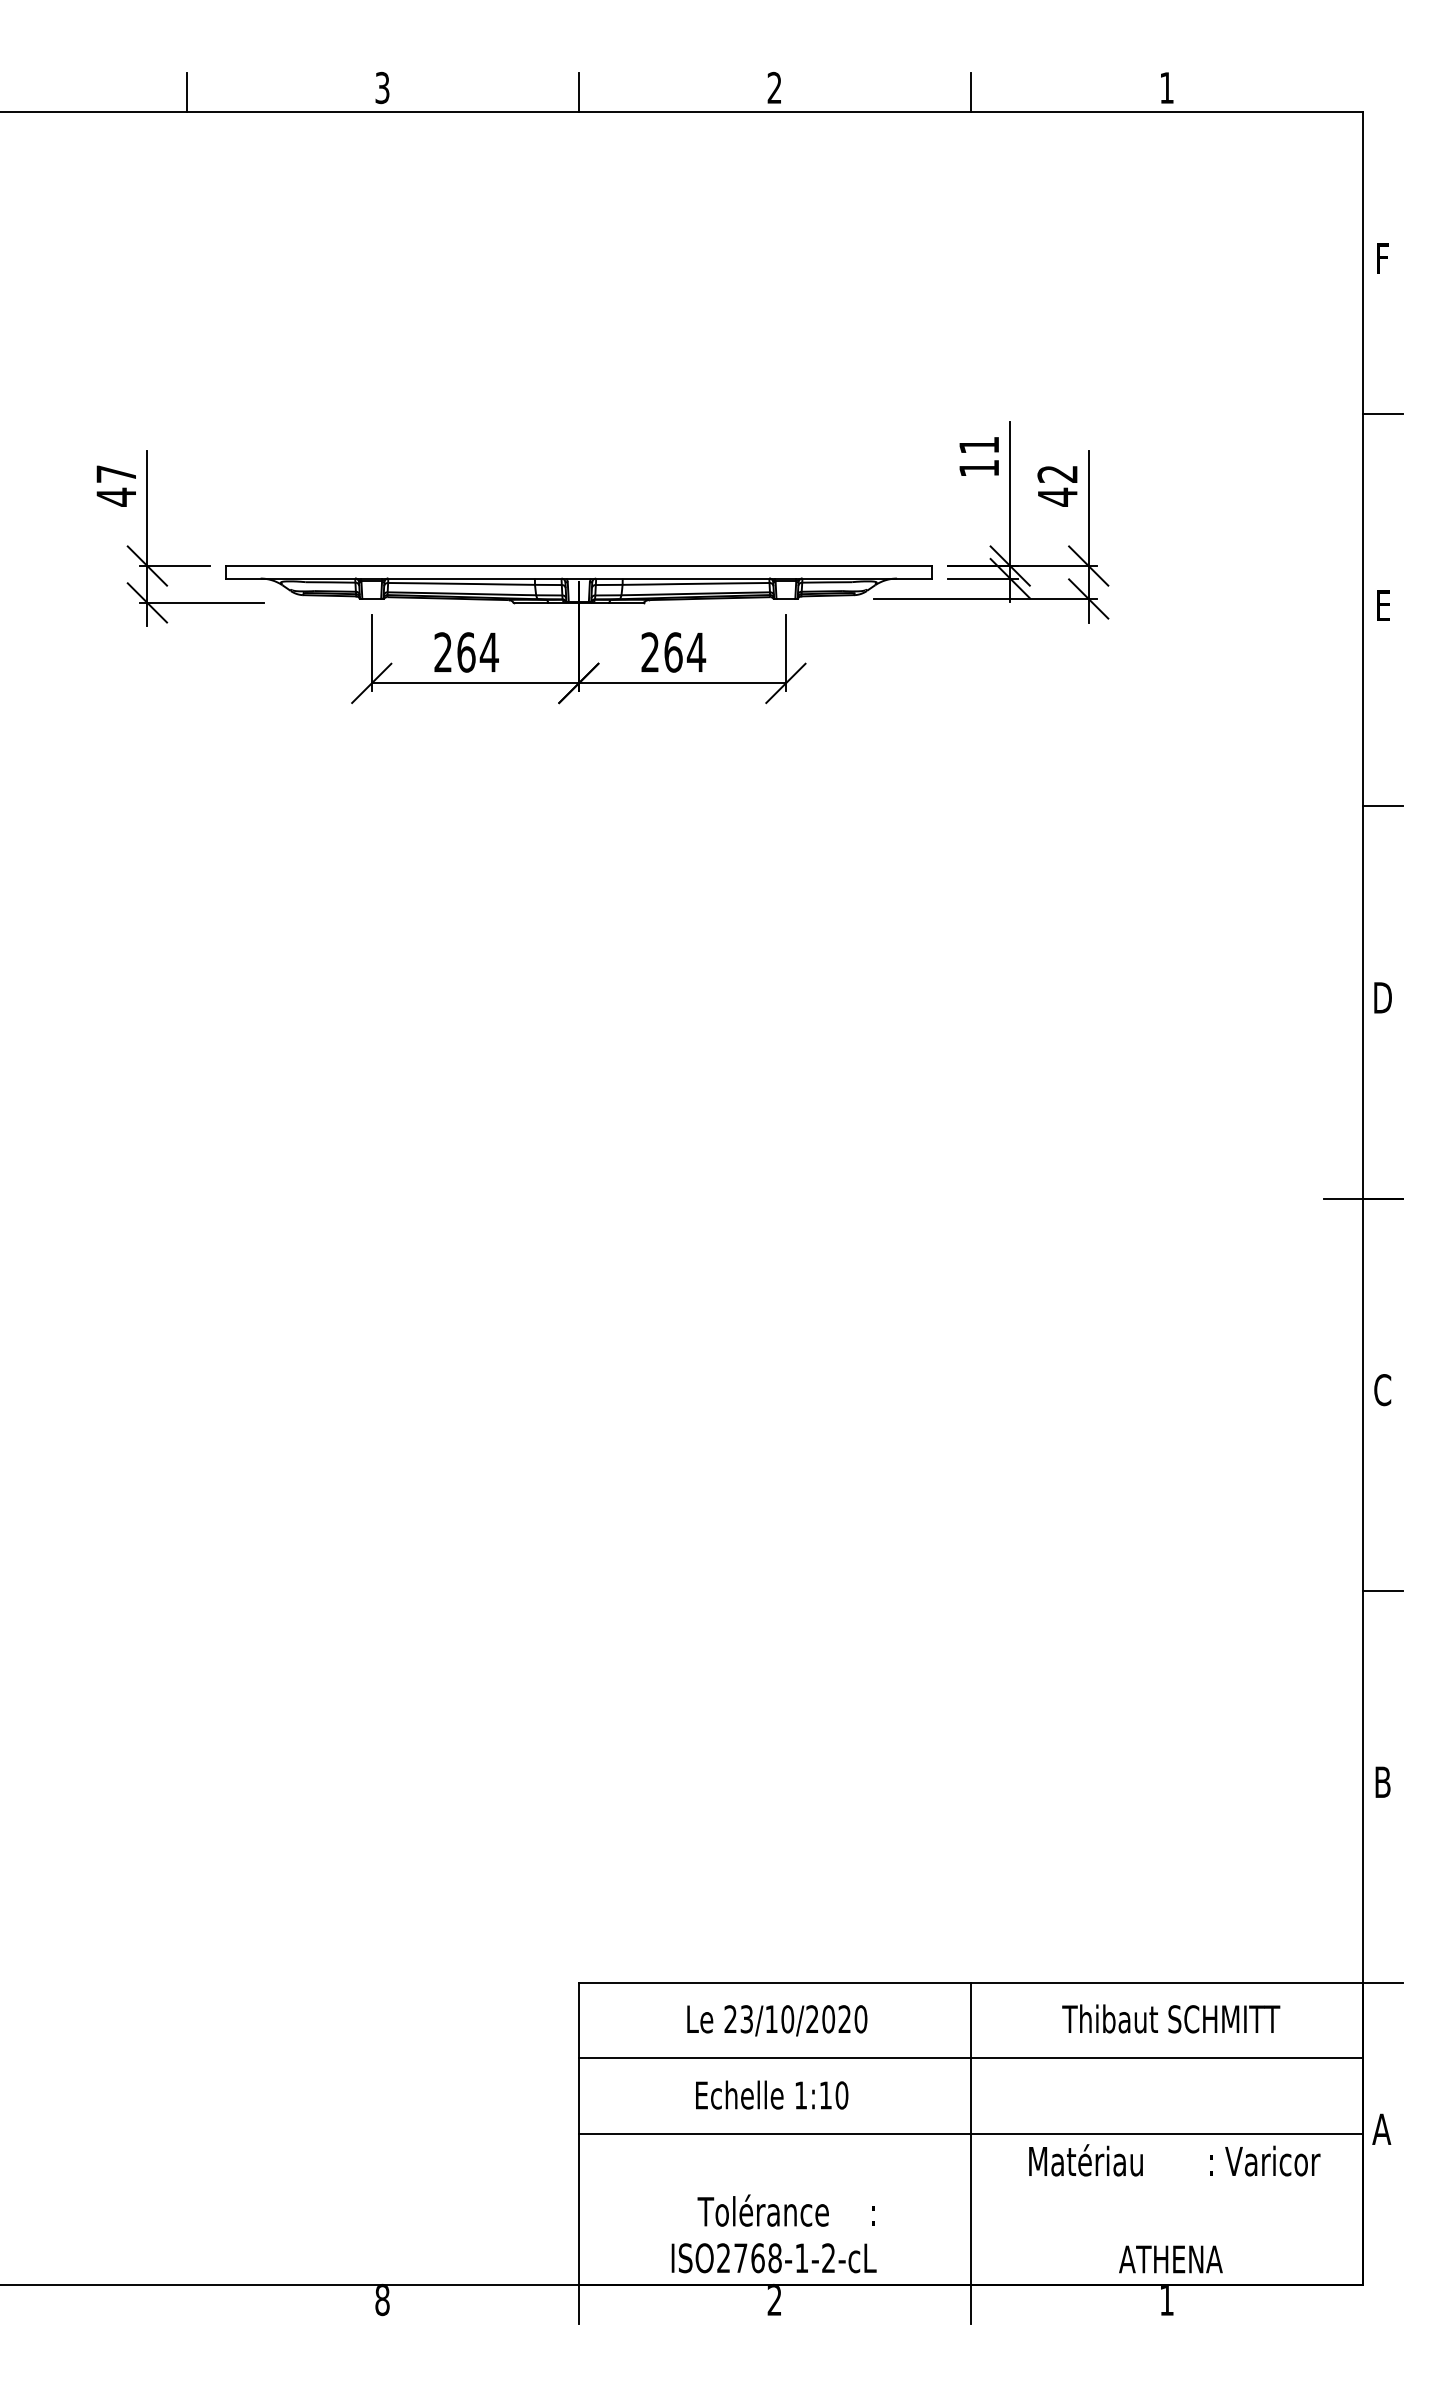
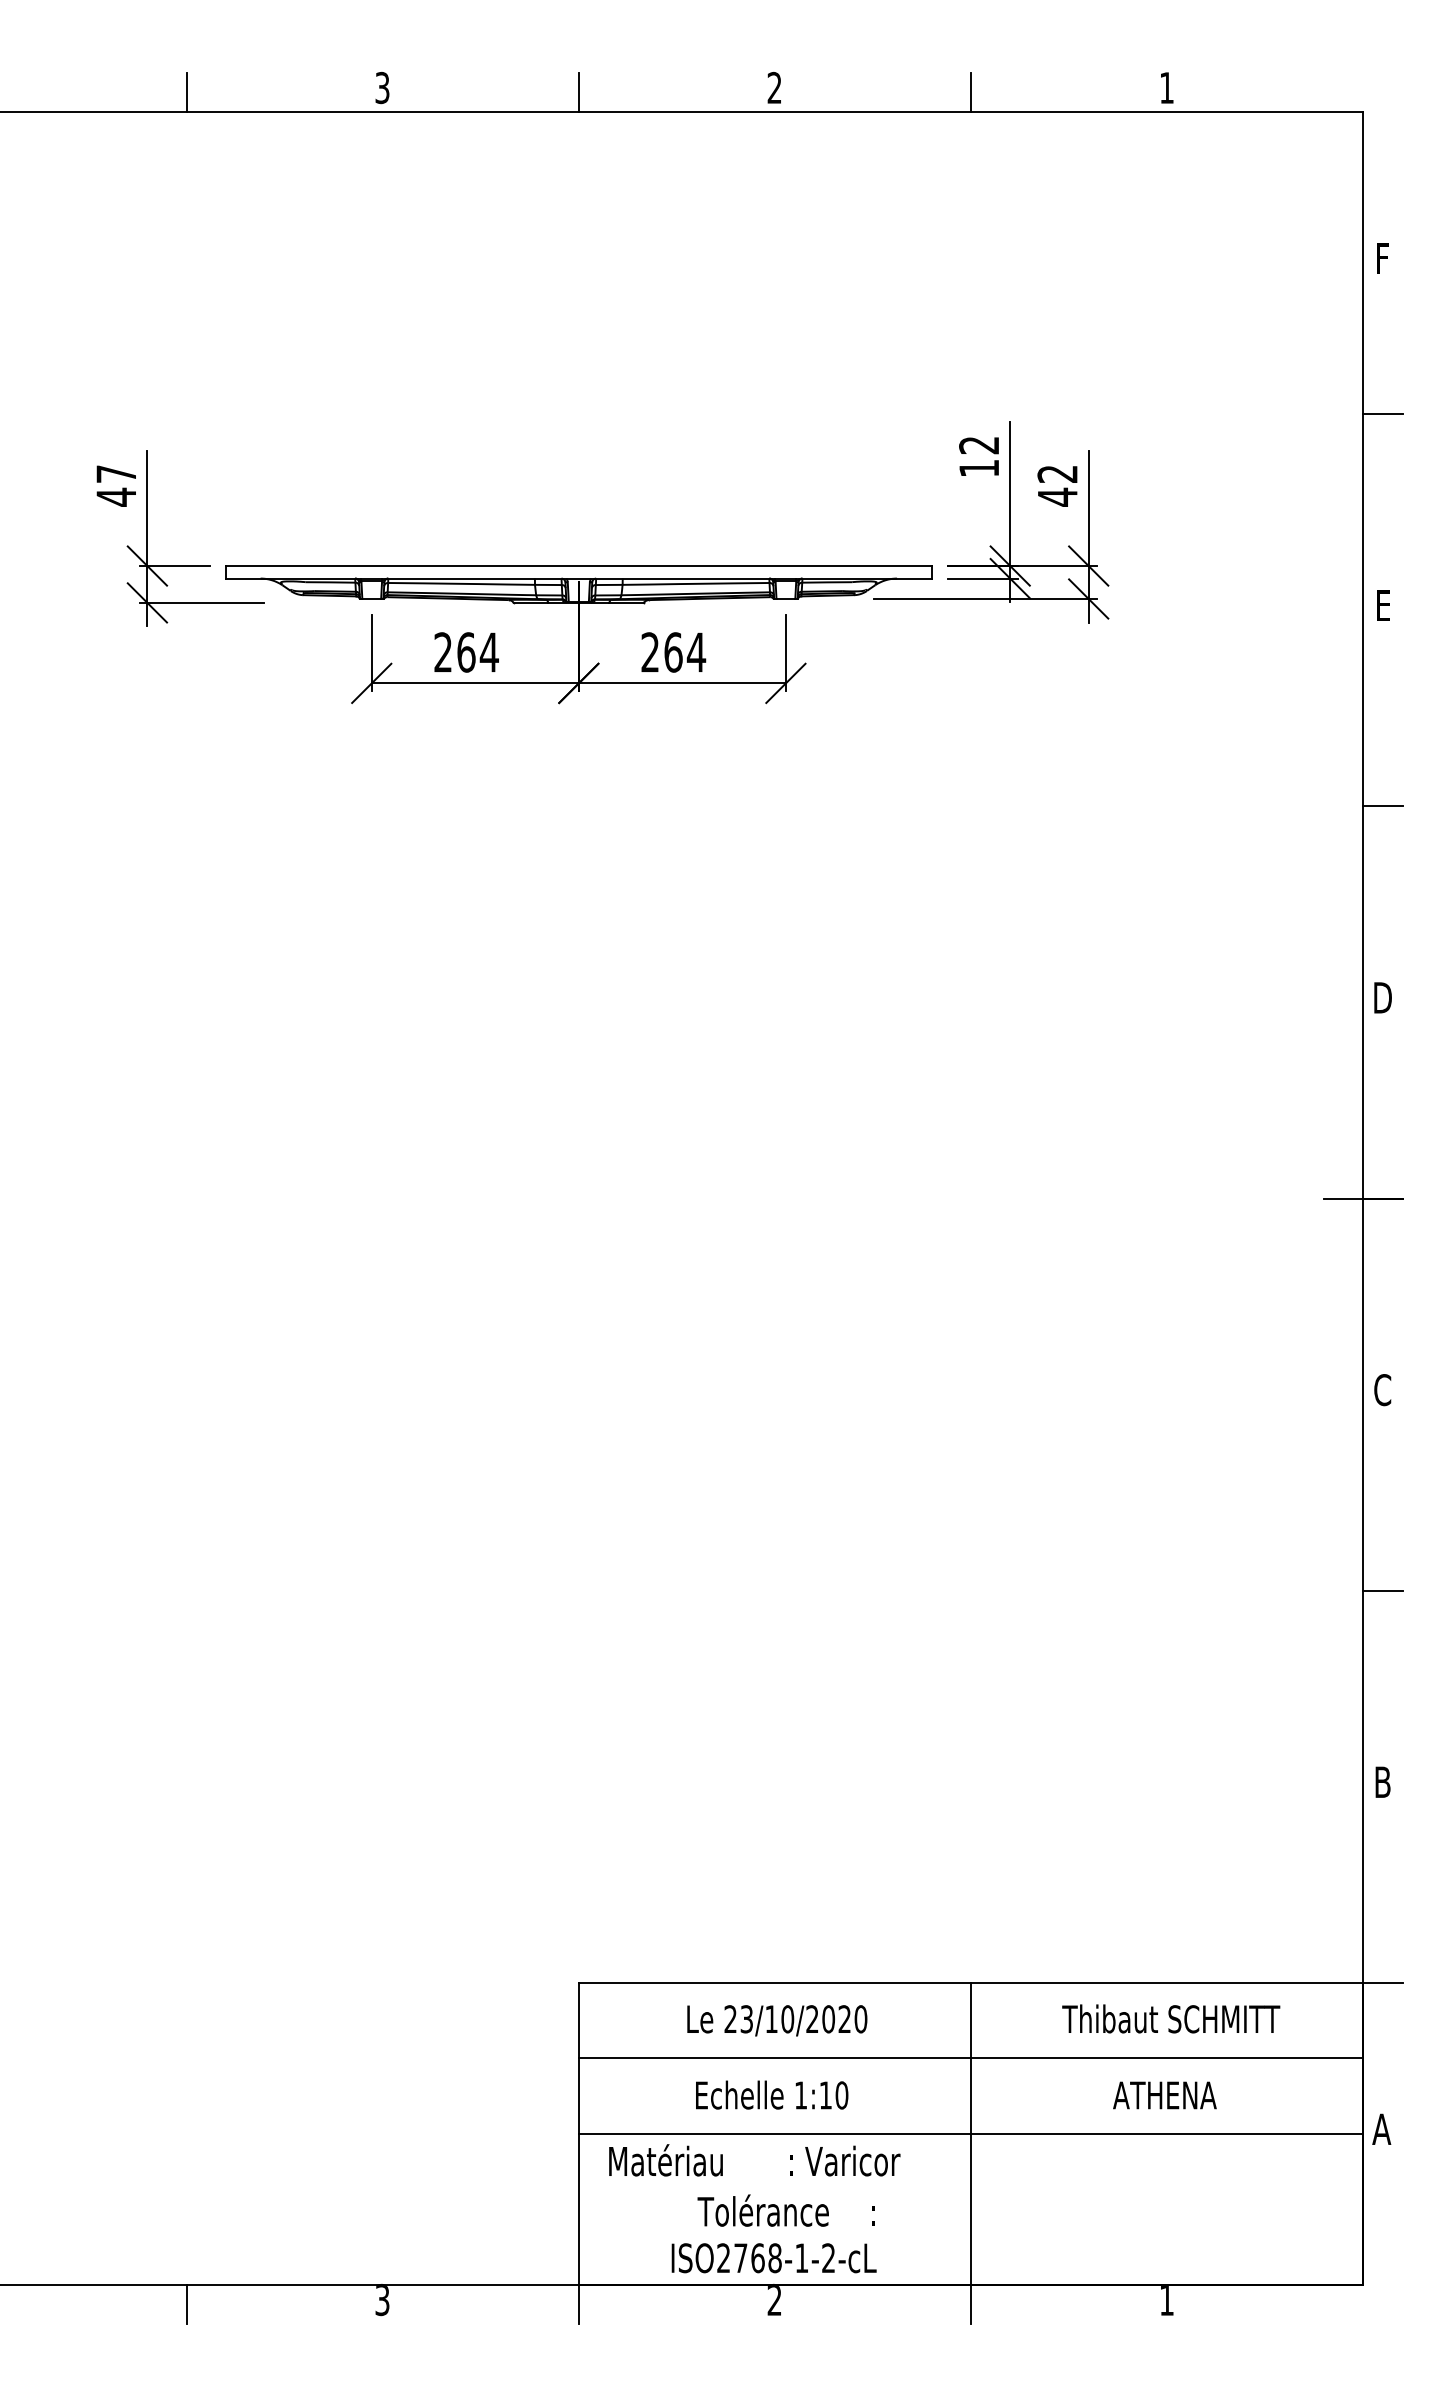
text: 11 -> 12 (978, 445)
text position: (1174, 2160) -> (754, 2160) (754, 2160)
text position: (1170, 2259) -> (1164, 2095) (1164, 2095)
text: 8 -> 3 (382, 2301)
line: none -> present (186, 2304)
